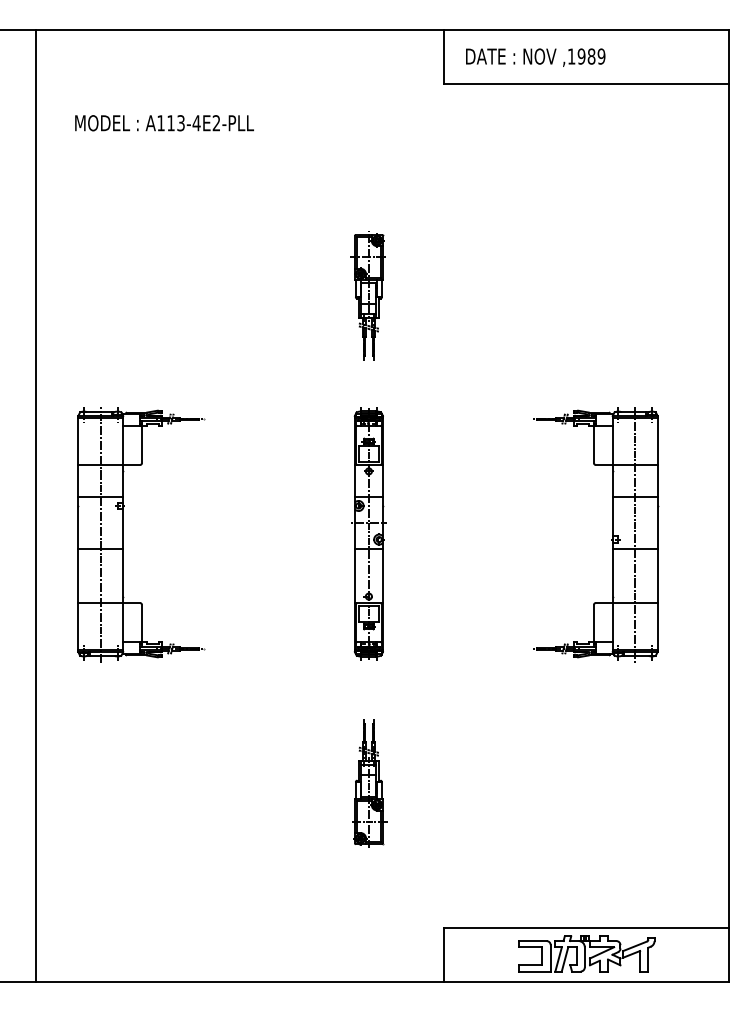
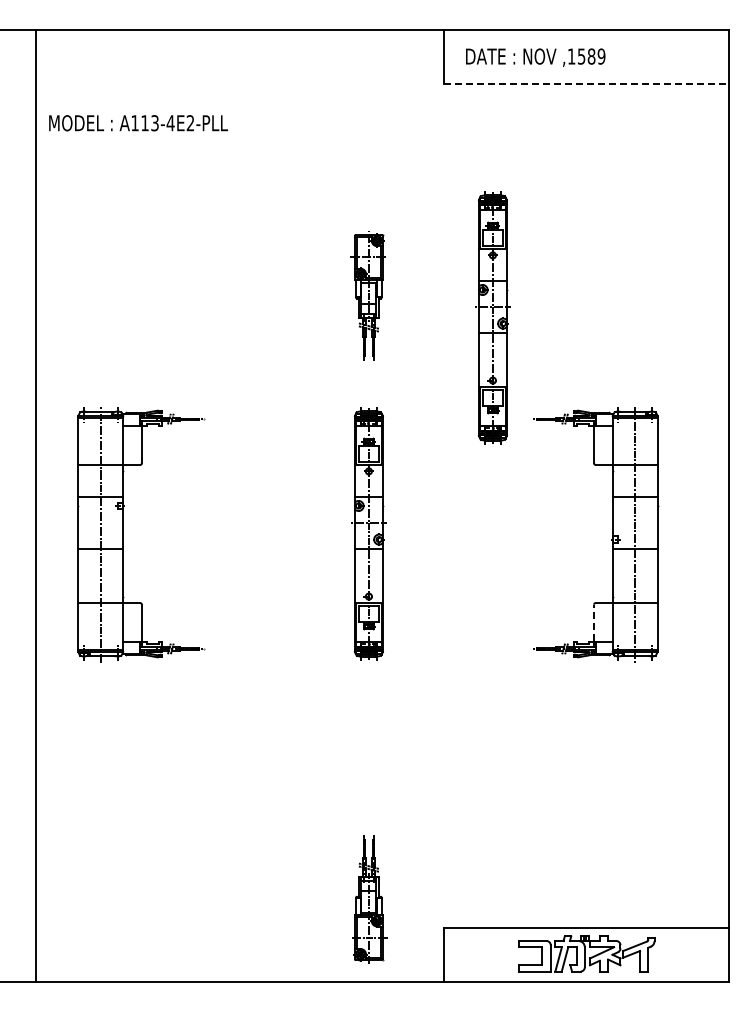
text: ,1989 -> ,1589 (581, 56)
line: solid -> dashed (586, 83)
text position: (164, 123) -> (138, 123) (138, 123)
part: none -> present (492, 317)
line: solid -> dashed (594, 622)
part position: (369, 783) -> (369, 899) (369, 899)
